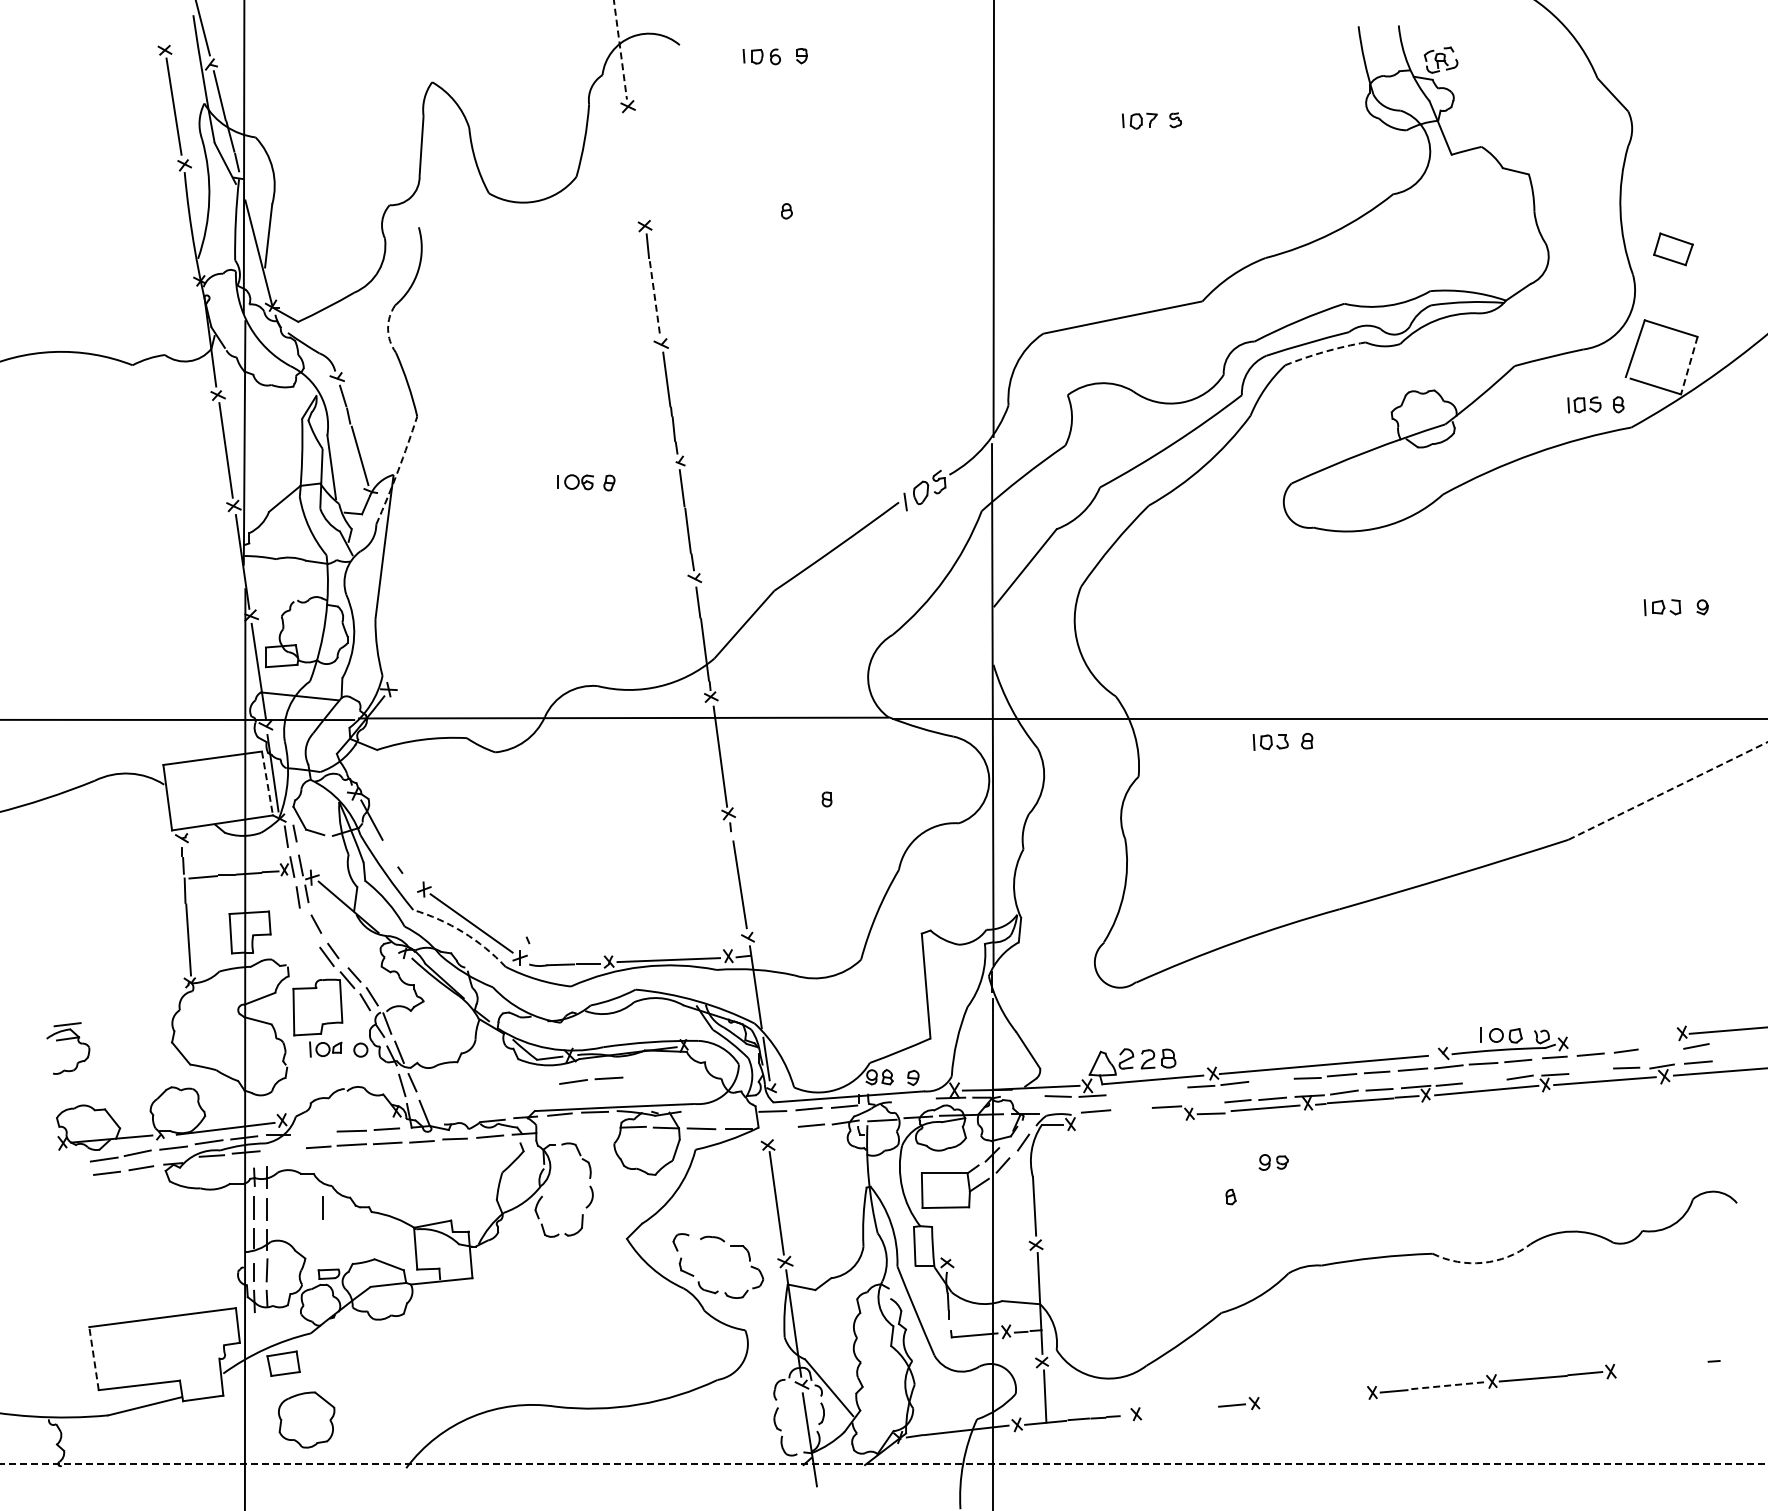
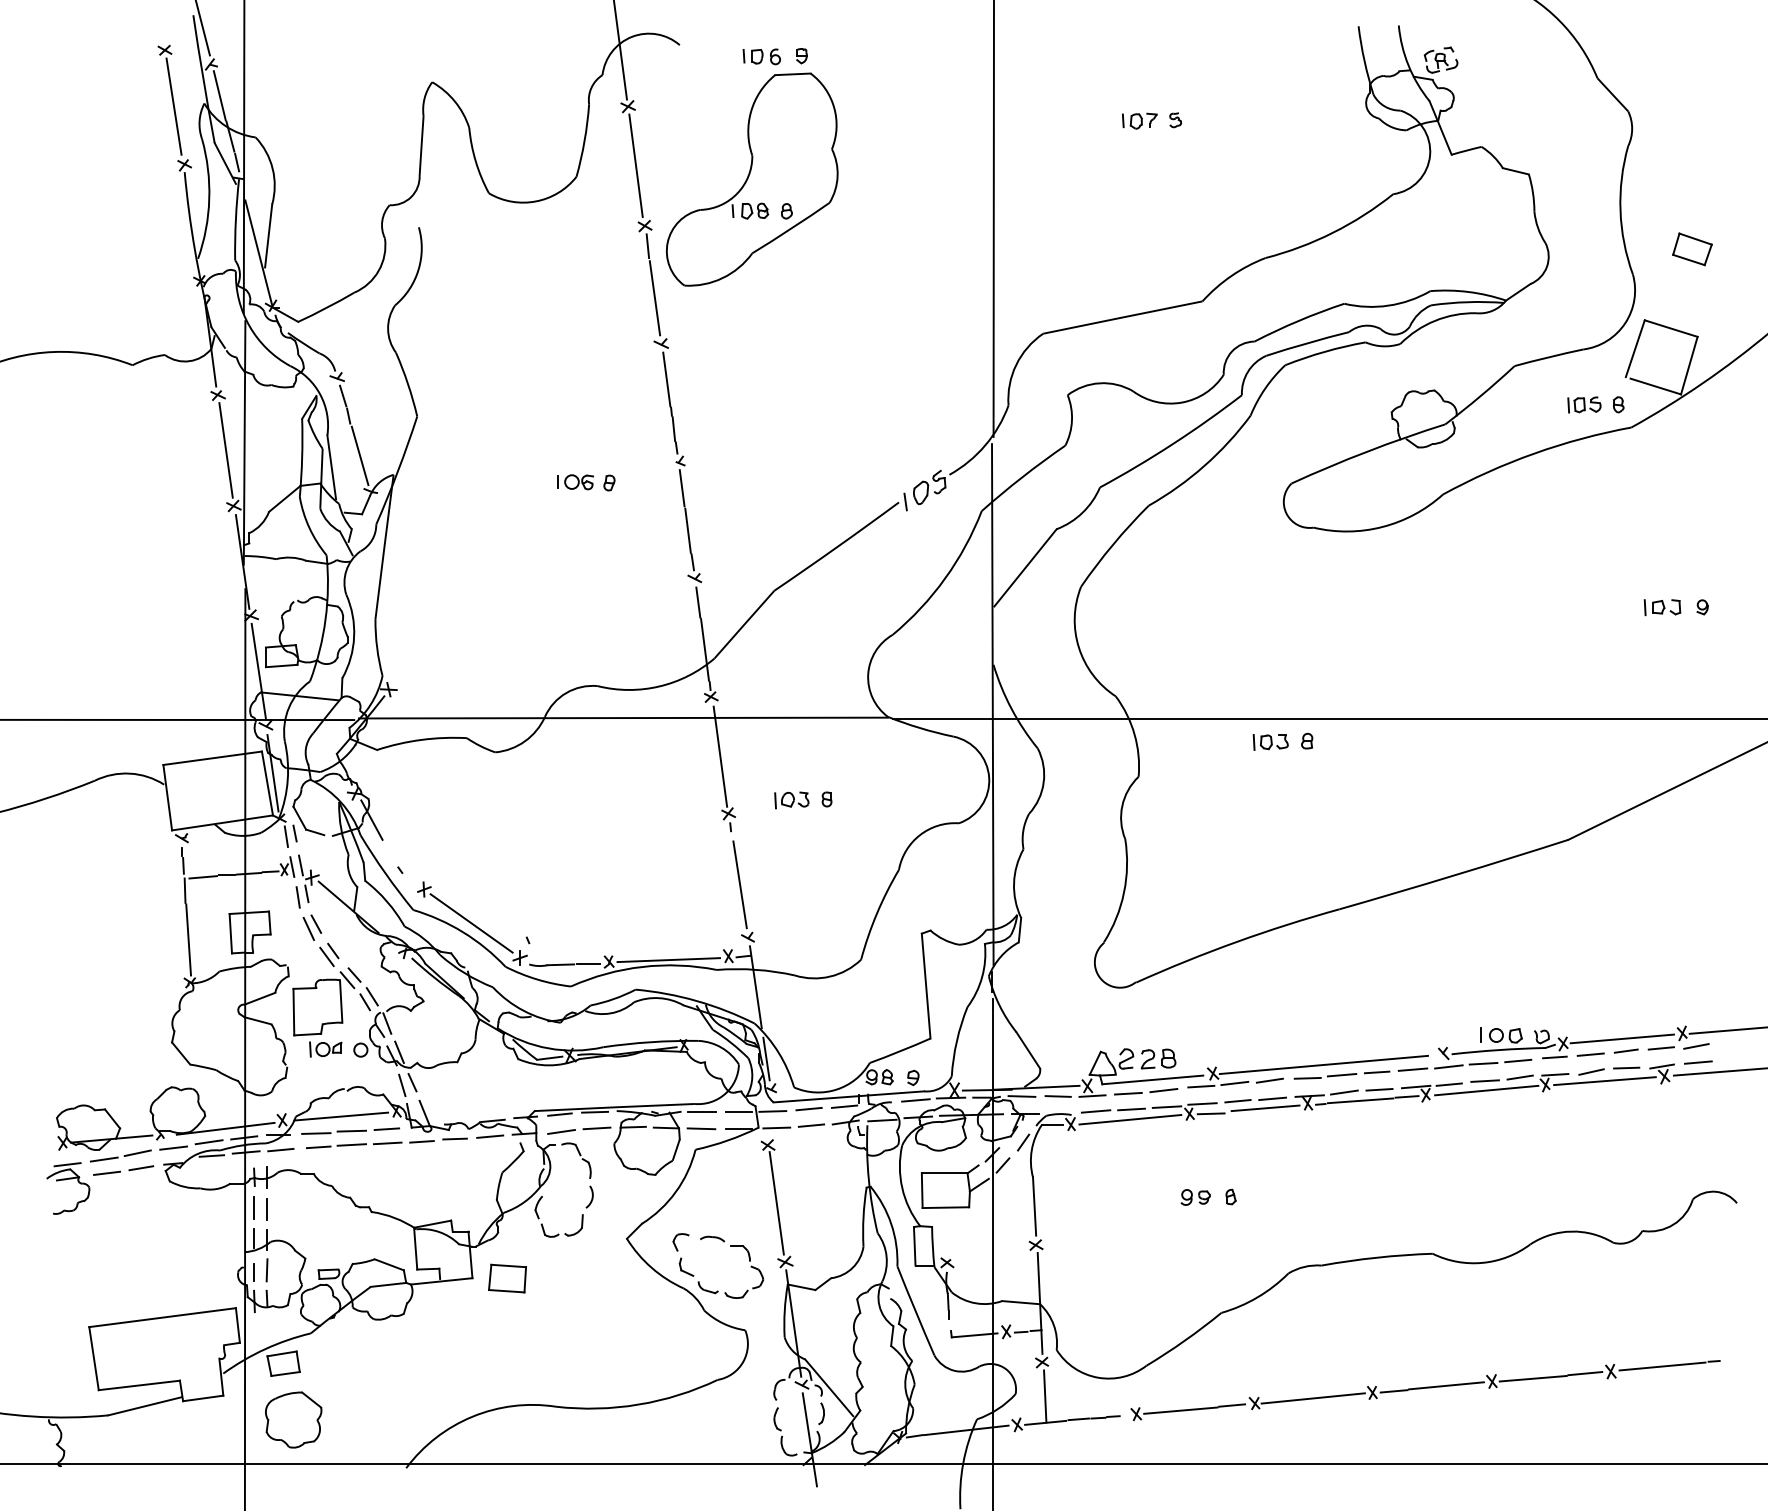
line: dashed -> solid (620, 50)
line: none -> present (635, 165)
part: none -> present (751, 179)
part position: (1673, 249) -> (1692, 249) (1692, 249)
line: dashed -> solid (655, 298)
arc: dashed -> solid (388, 329)
arc: dashed -> solid (1324, 351)
line: dashed -> solid (1689, 365)
arc: dashed -> solid (398, 471)
line: dashed -> solid (267, 783)
line: dashed -> solid (1667, 791)
part: none -> present (791, 800)
line: none -> present (308, 928)
arc: dashed -> solid (463, 932)
line: none -> present (1621, 1038)
part position: (65, 1040) -> (65, 1180) (65, 1180)
line: none -> present (1660, 1048)
line: none -> present (1591, 1071)
part position: (591, 1080) -> (579, 1130) (579, 1130)
line: none -> present (1269, 1080)
line: none -> present (1484, 1080)
line: none -> present (1163, 1090)
line: none -> present (1127, 1093)
line: none -> present (1021, 1096)
line: none -> present (915, 1100)
line: none -> present (1202, 1103)
line: none -> present (1131, 1109)
line: none -> present (701, 1111)
line: none -> present (738, 1111)
line: none -> present (341, 1116)
line: none -> present (1130, 1119)
line: none -> present (776, 1127)
line: none -> present (316, 1133)
line: none -> present (280, 1149)
part position: (1273, 1162) -> (1195, 1197) (1195, 1197)
line: present -> none (322, 1207)
arc: dashed -> solid (1482, 1262)
part: none -> present (507, 1278)
line: dashed -> solid (94, 1358)
line: none -> present (1662, 1366)
line: dashed -> solid (1446, 1385)
line: none -> present (1312, 1398)
line: none -> present (1180, 1410)
part position: (306, 1419) -> (293, 1419) (293, 1419)
line: dashed -> solid (884, 1464)
